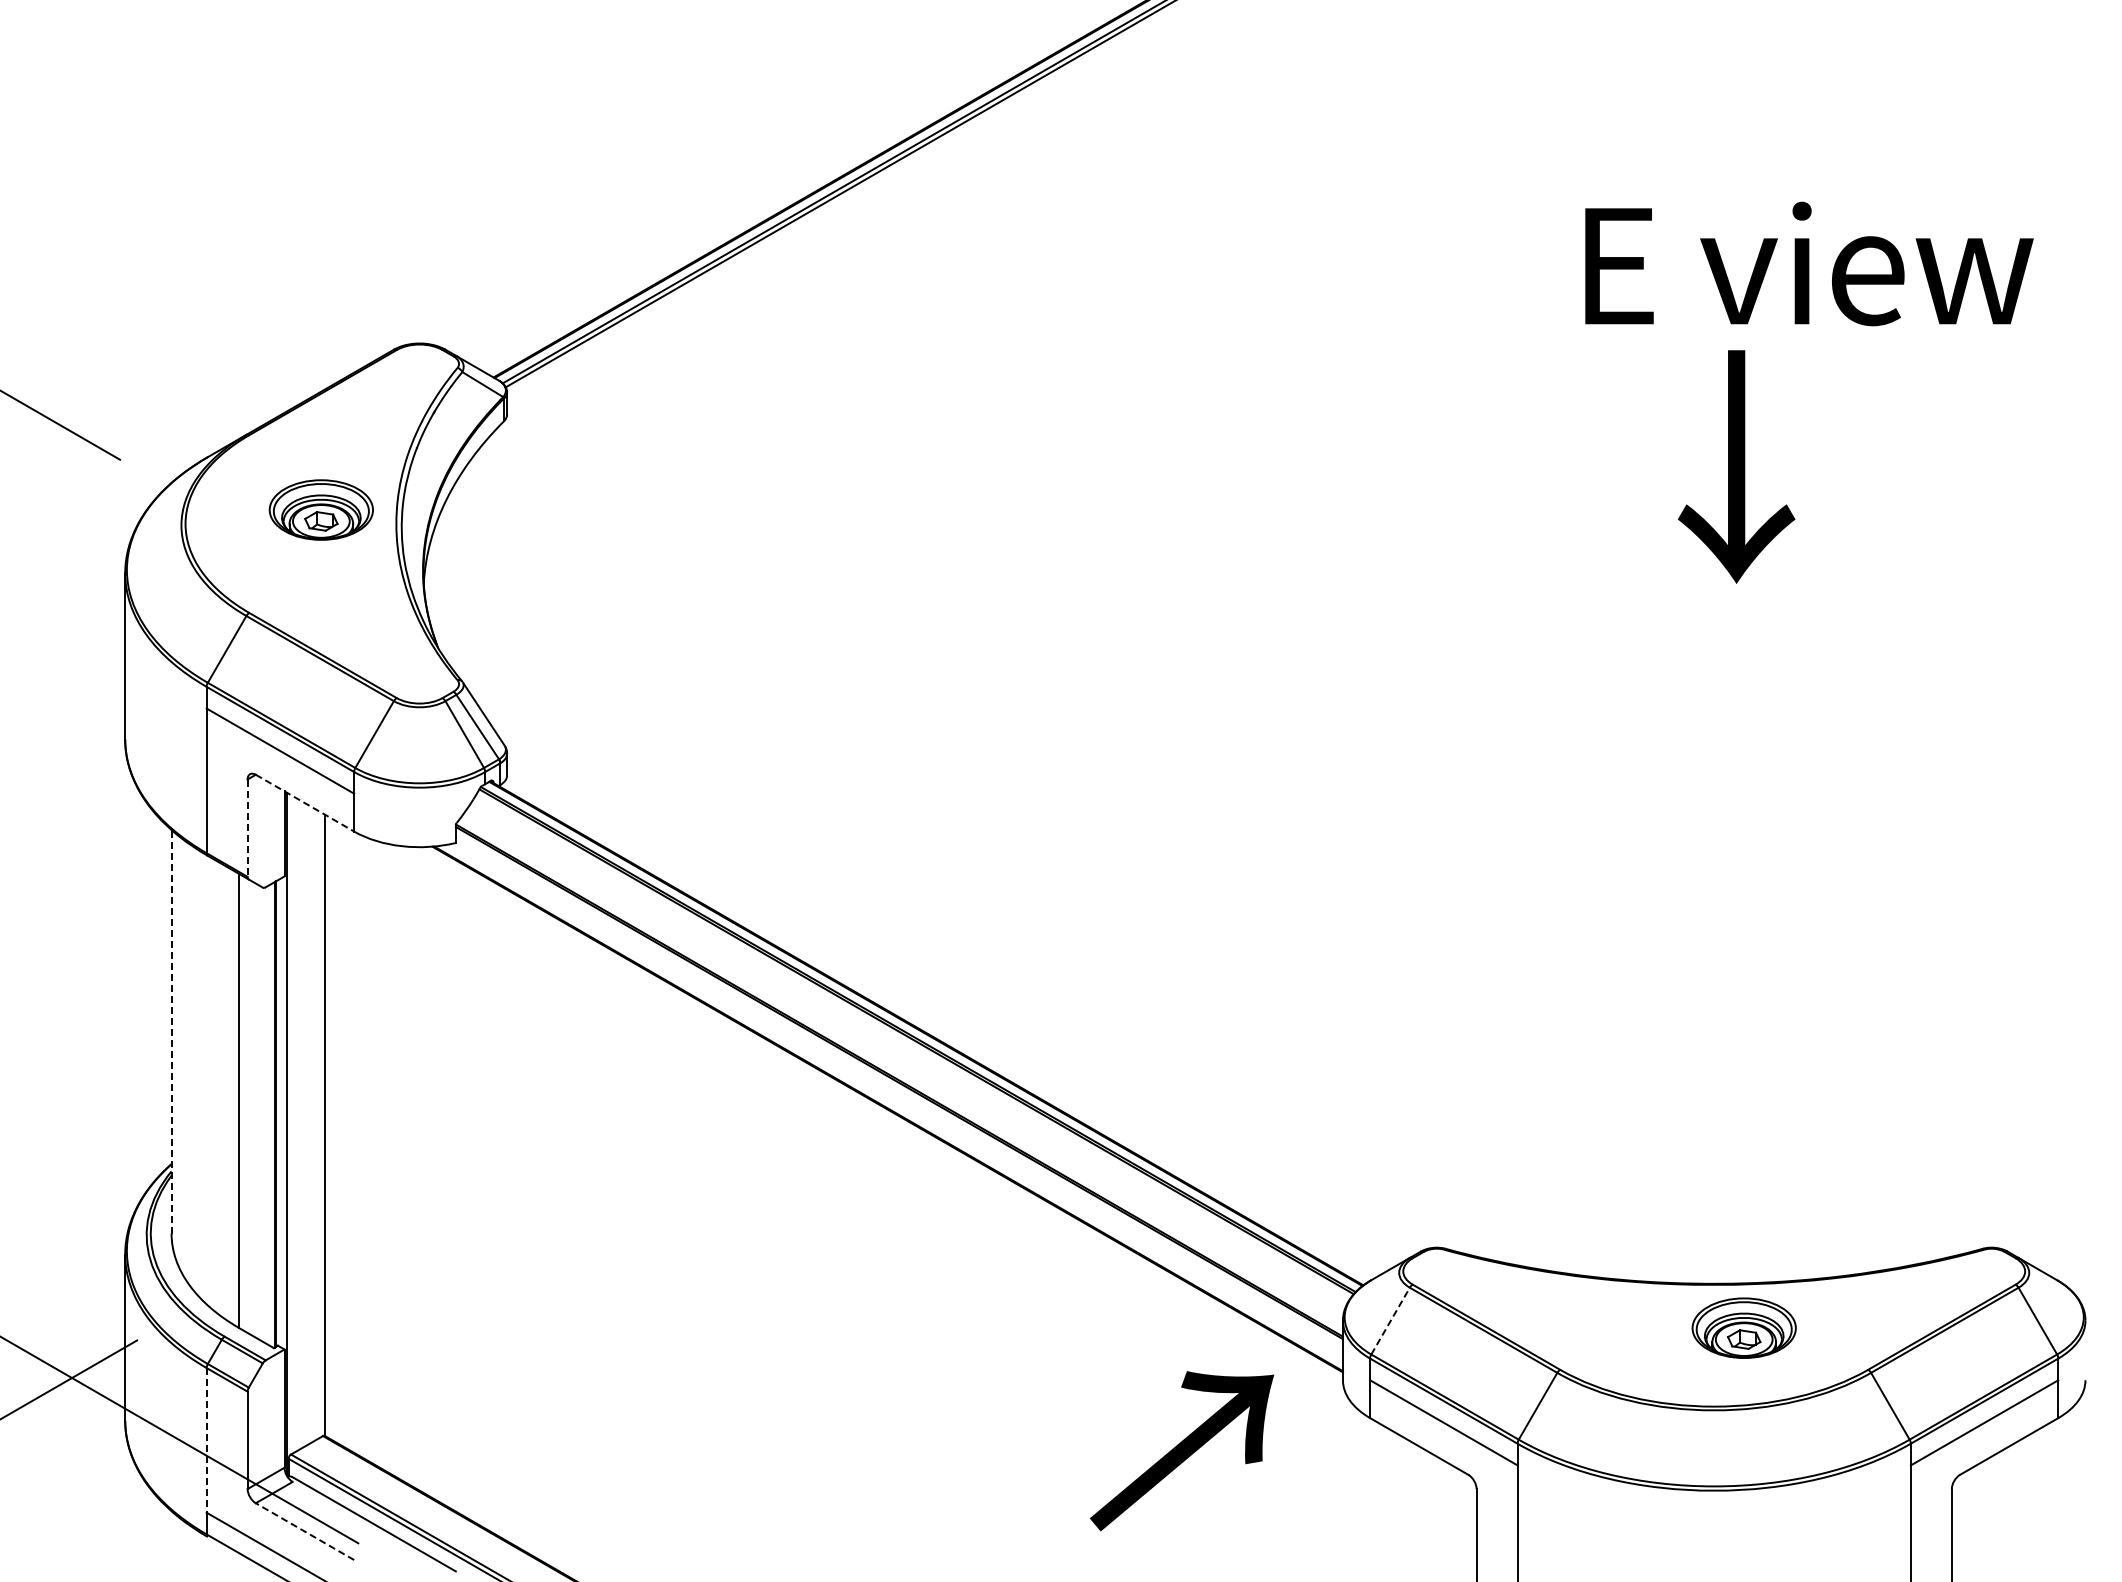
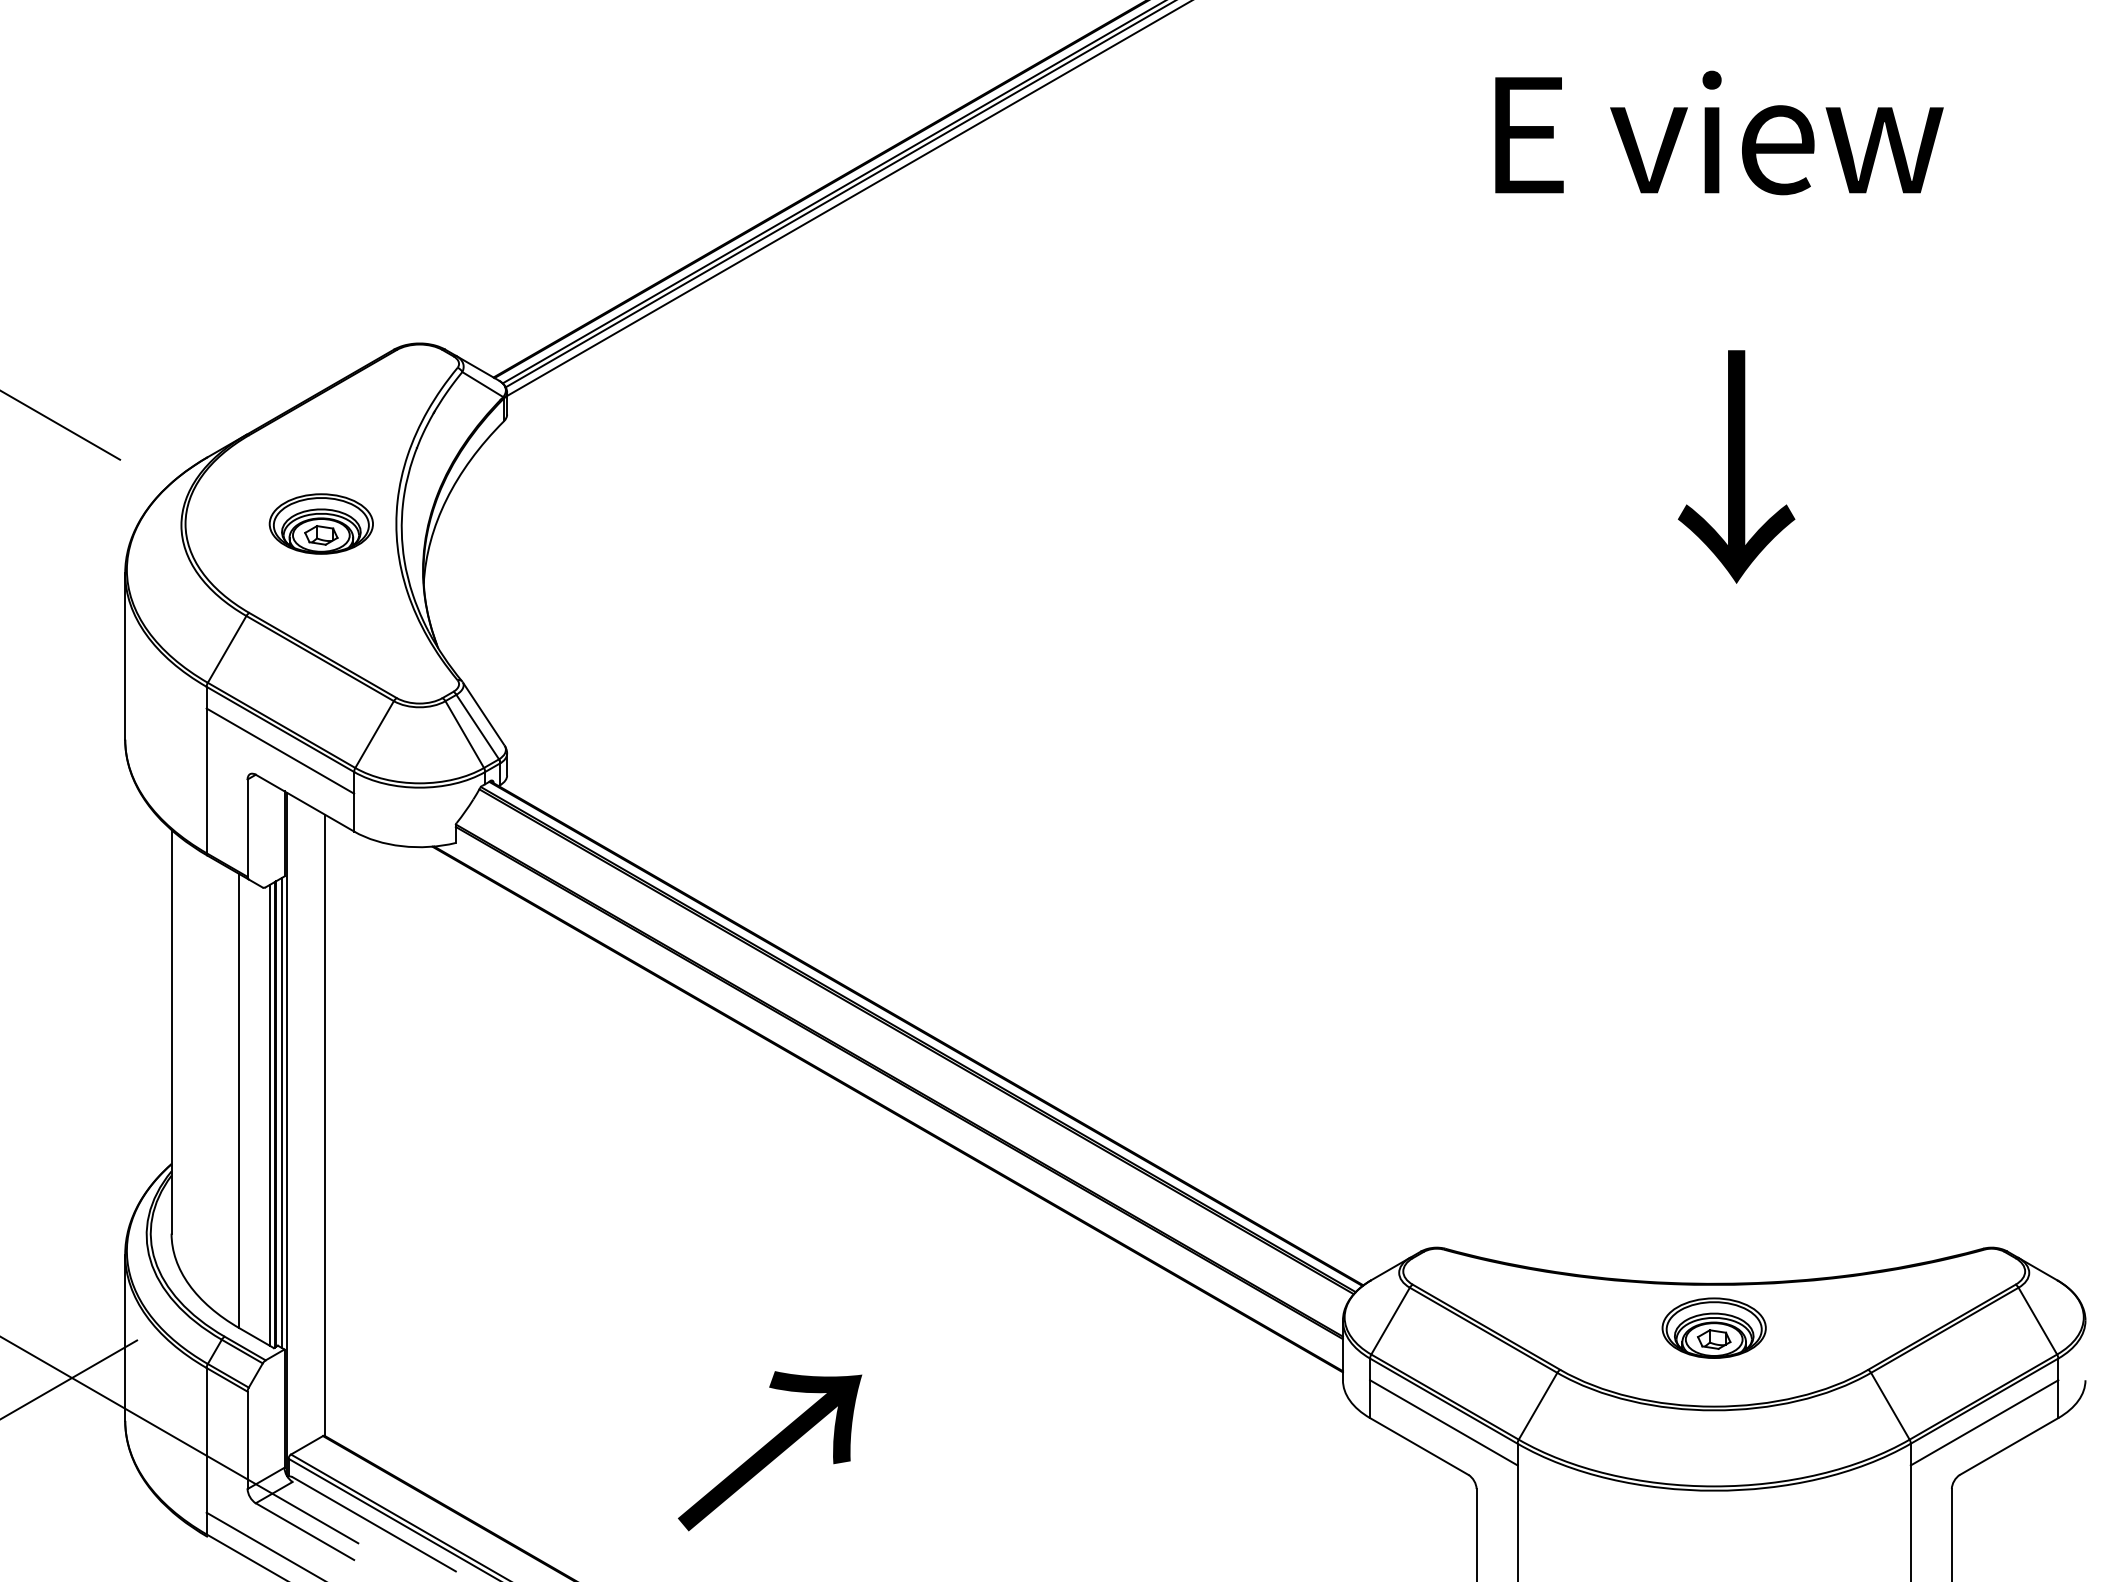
line: none -> present (847, 198)
text position: (1809, 263) -> (1719, 132) (1719, 132)
part position: (320, 509) -> (320, 523) (320, 523)
line: dashed -> solid (304, 803)
line: dashed -> solid (247, 828)
line: dashed -> solid (171, 1031)
line: none -> present (282, 1112)
line: none -> present (269, 1114)
line: dashed -> solid (1390, 1321)
part position: (1743, 1327) -> (1713, 1327) (1713, 1327)
line: dashed -> solid (206, 1440)
text position: (1182, 1451) -> (770, 1451) (770, 1451)
line: dashed -> solid (304, 1531)
